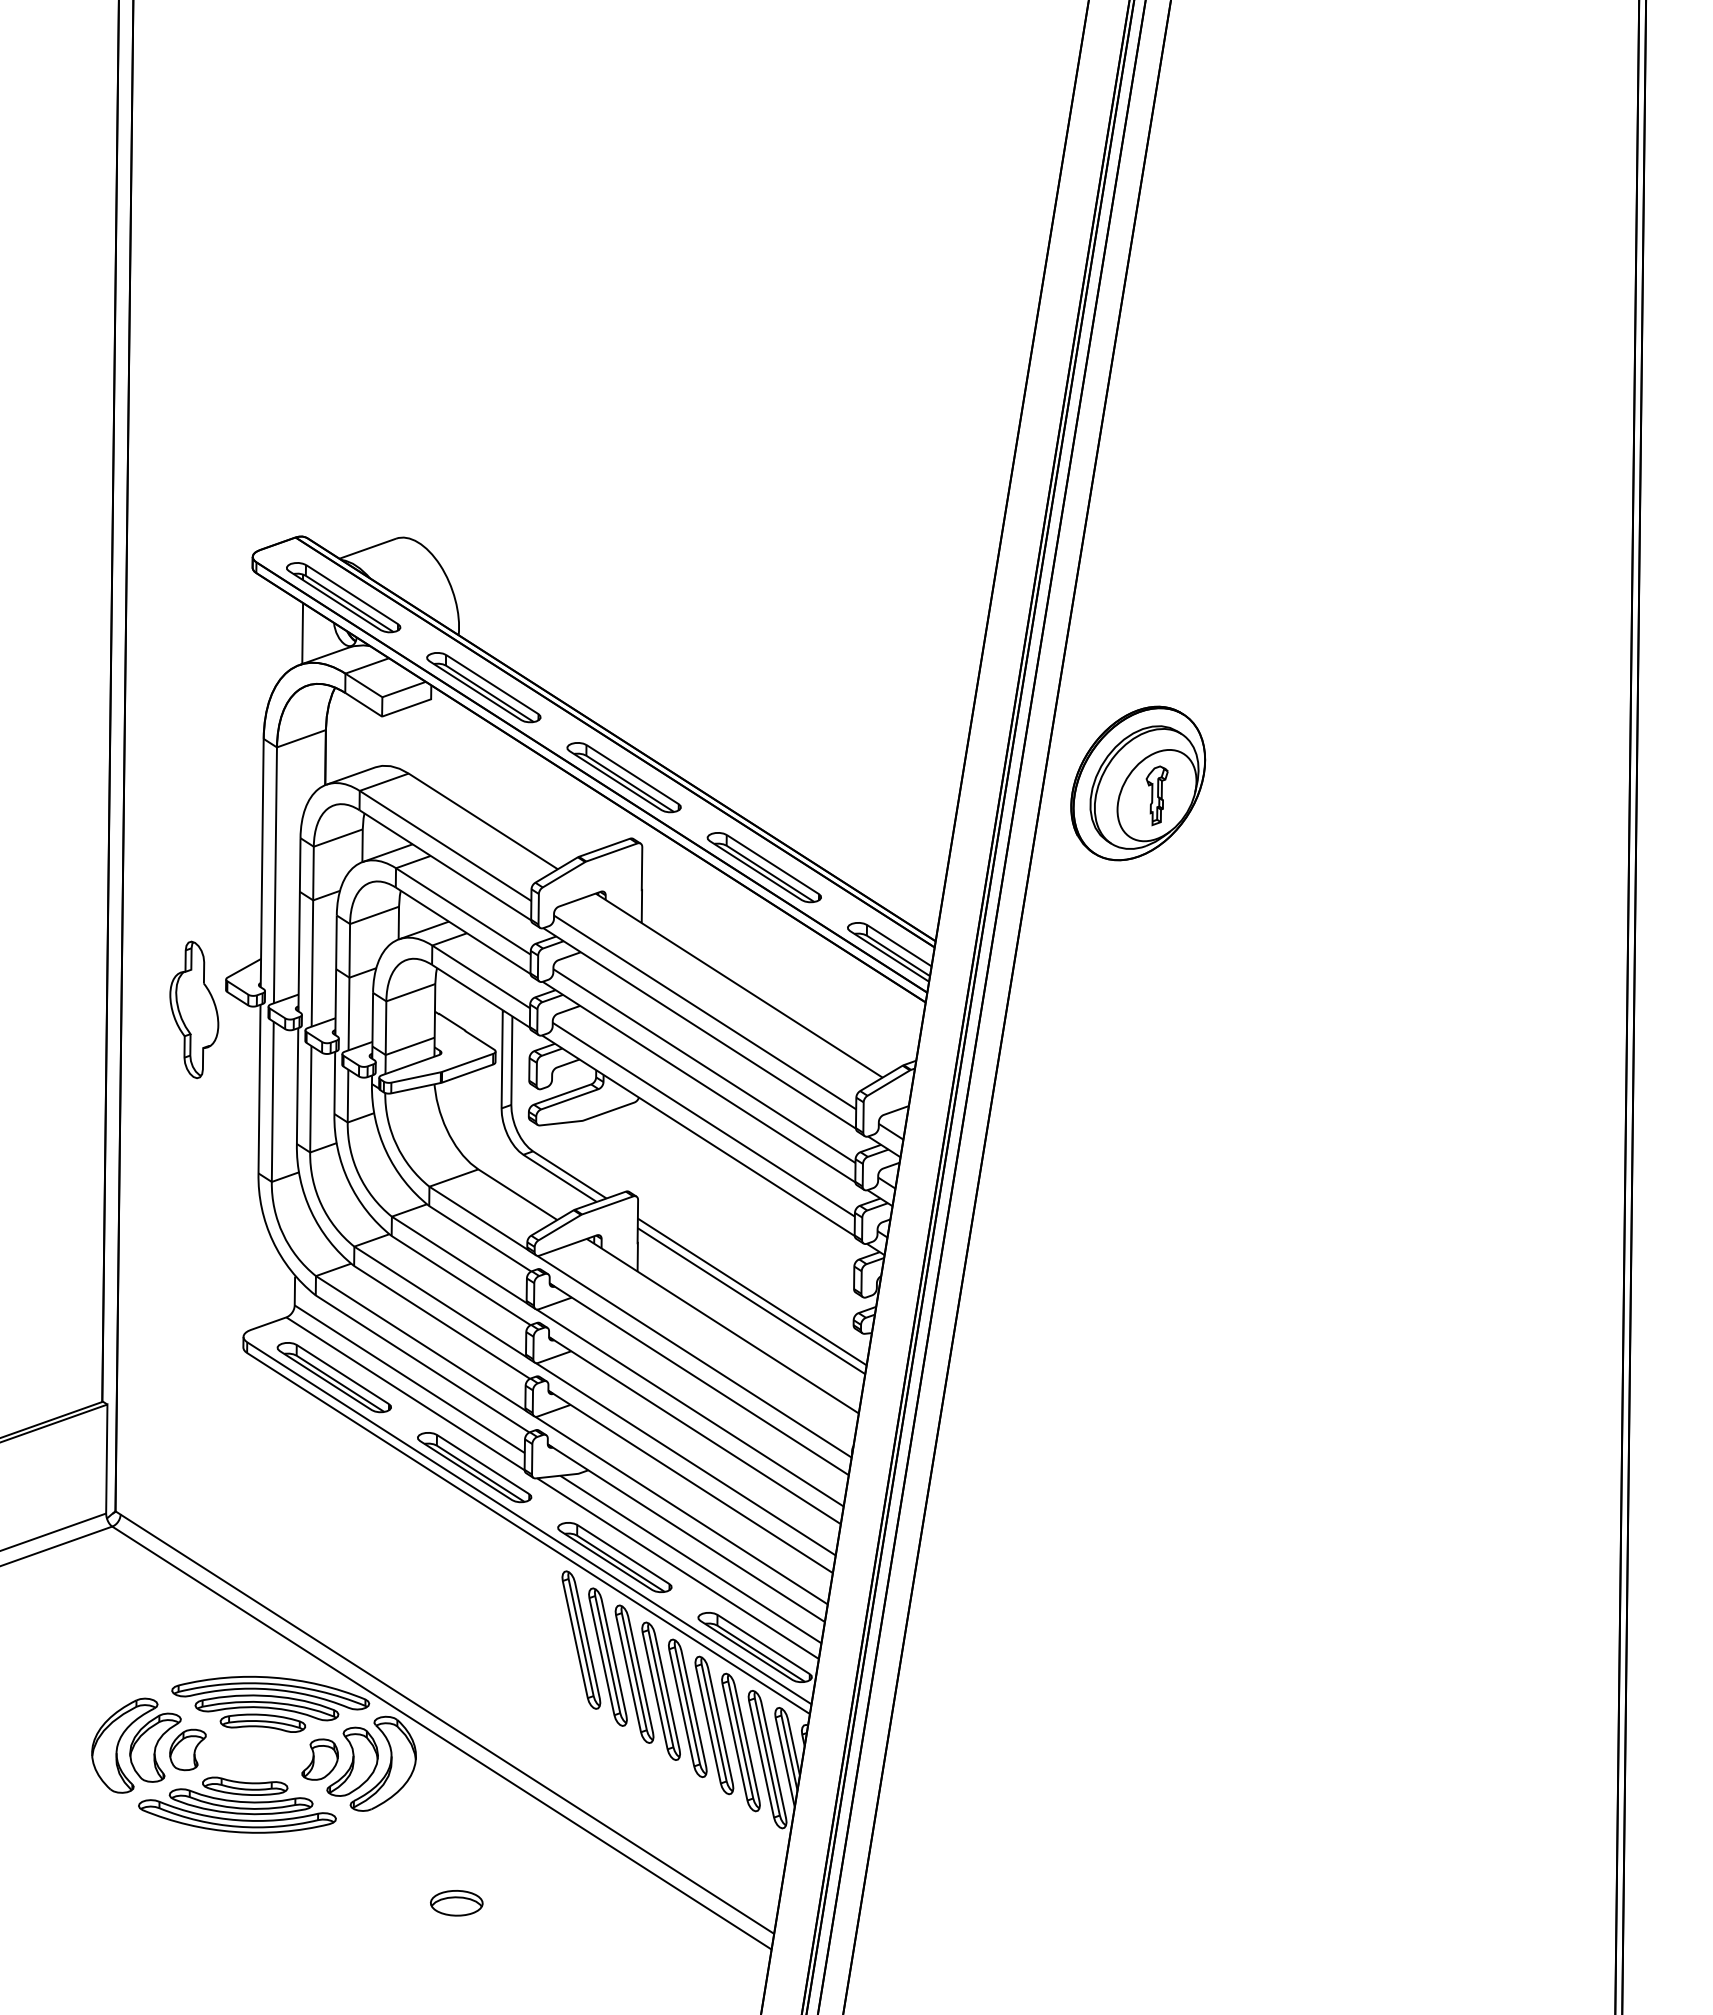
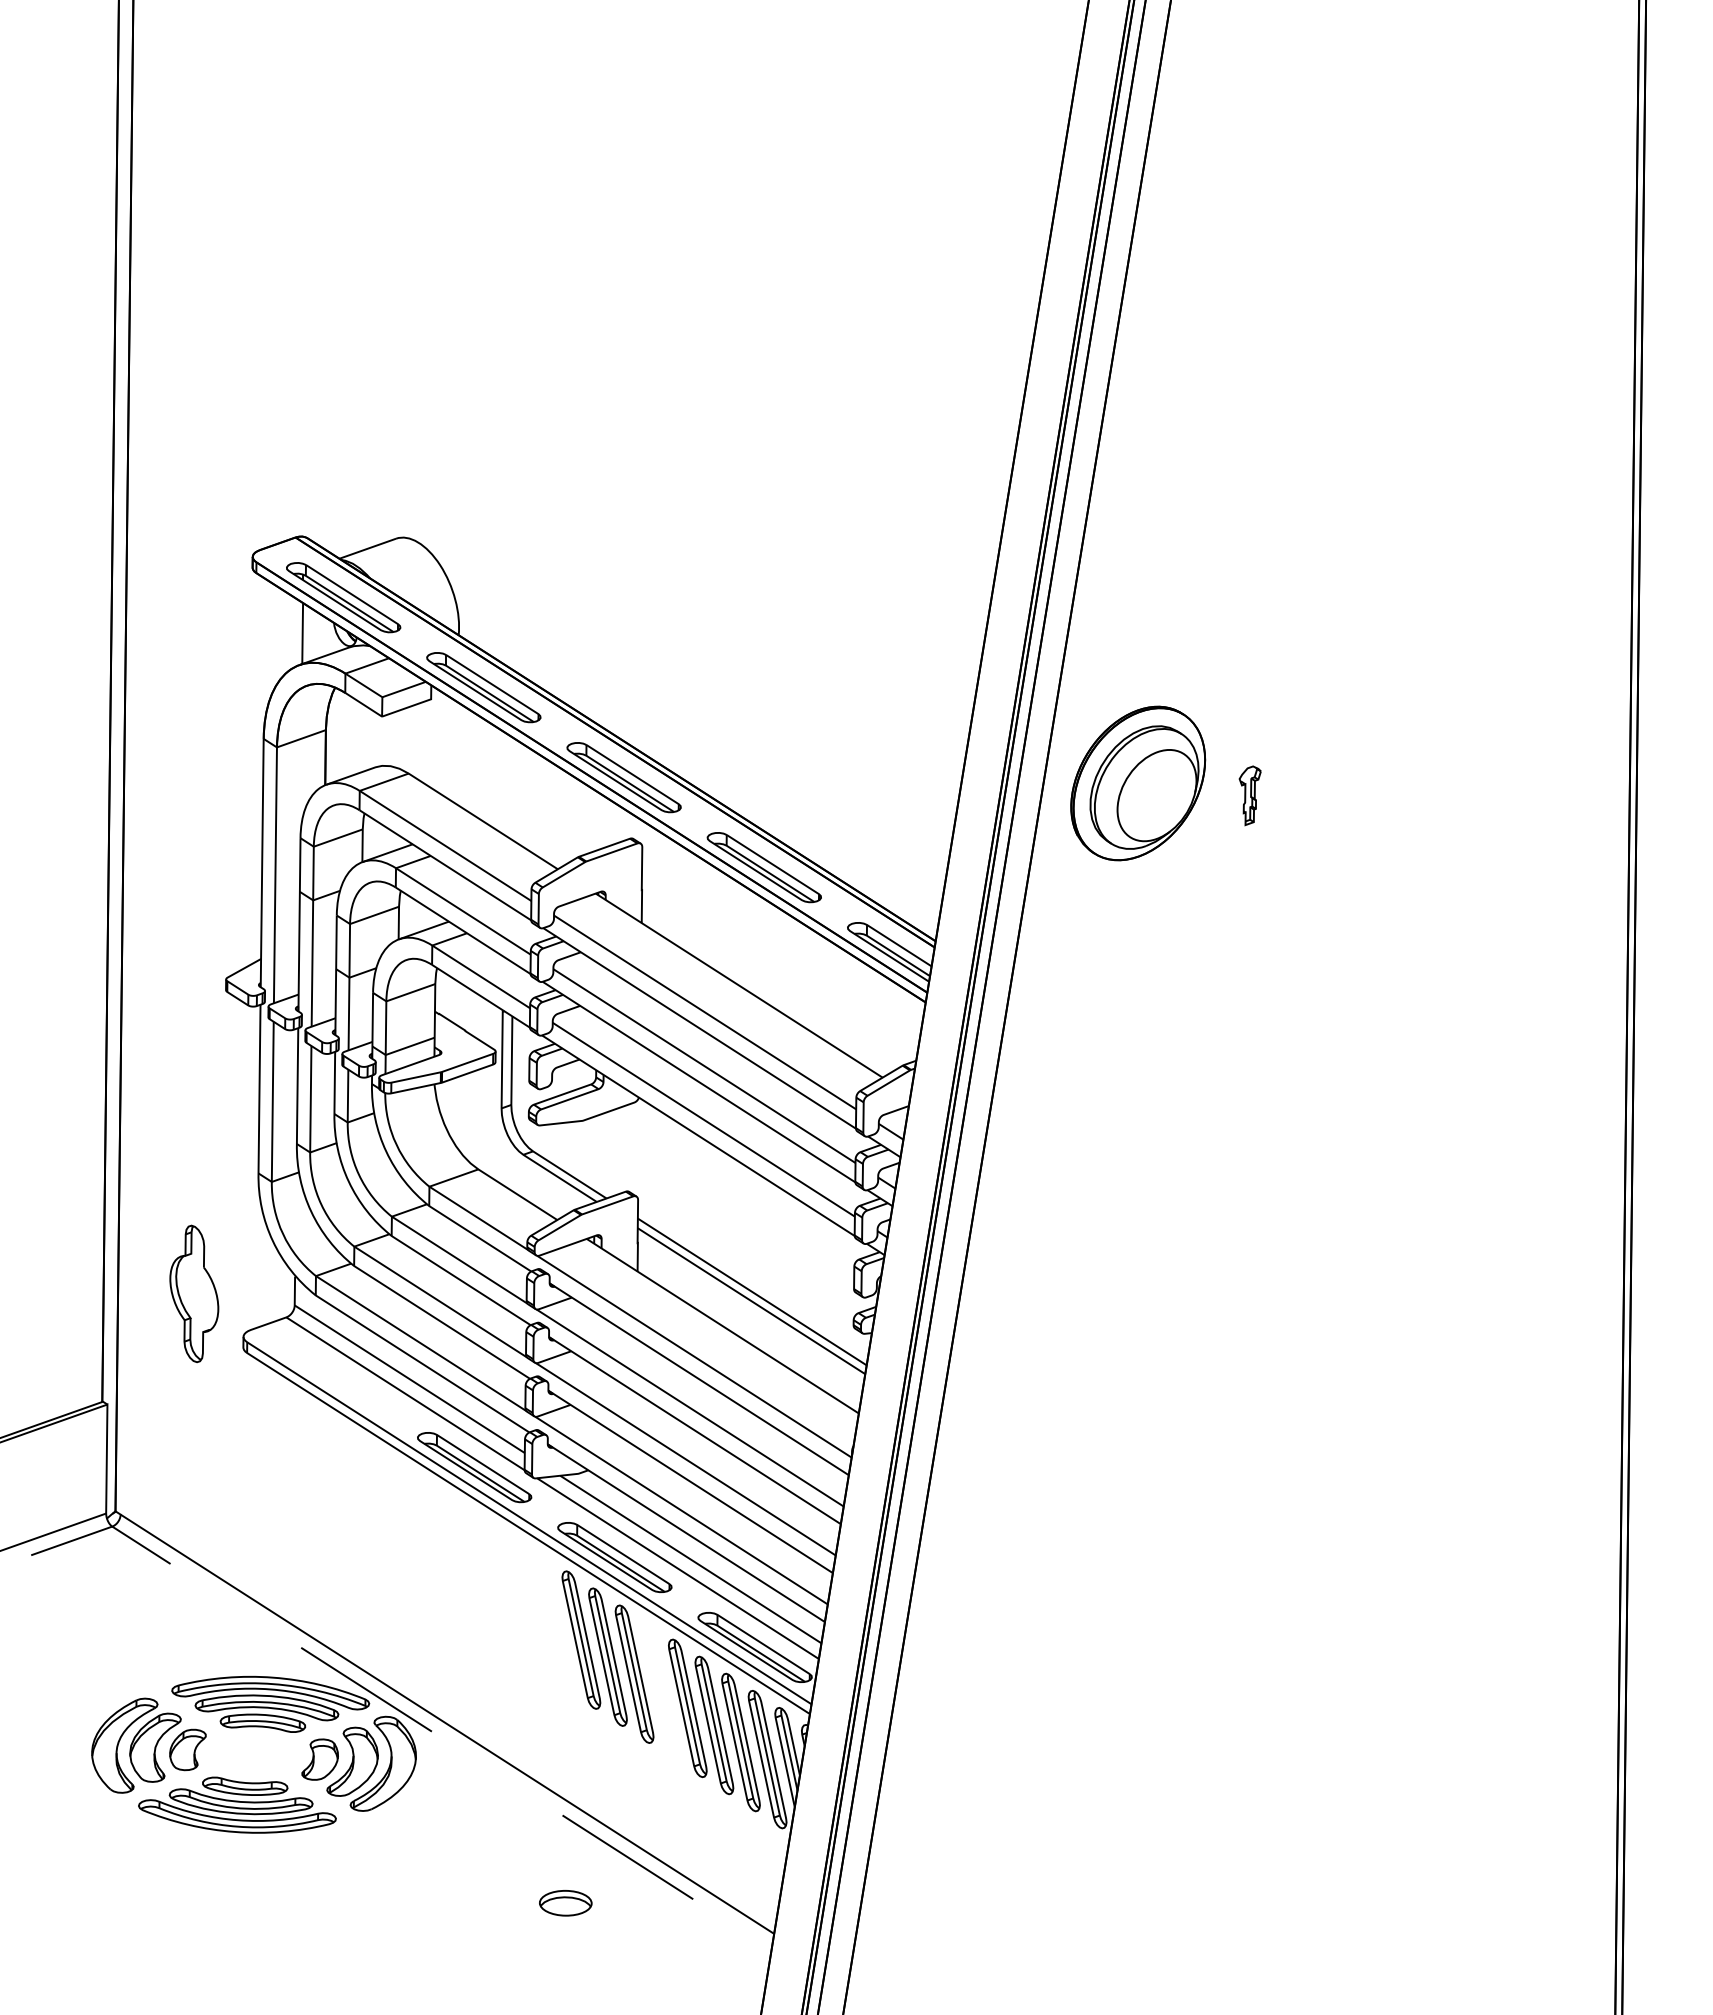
part position: (1156, 795) -> (1249, 795) (1249, 795)
part position: (194, 1009) -> (194, 1293) (194, 1293)
part: present -> none (333, 1377)
part: present -> none (660, 1690)
line: solid -> dashed (391, 1705)
part position: (456, 1903) -> (565, 1903) (565, 1903)
